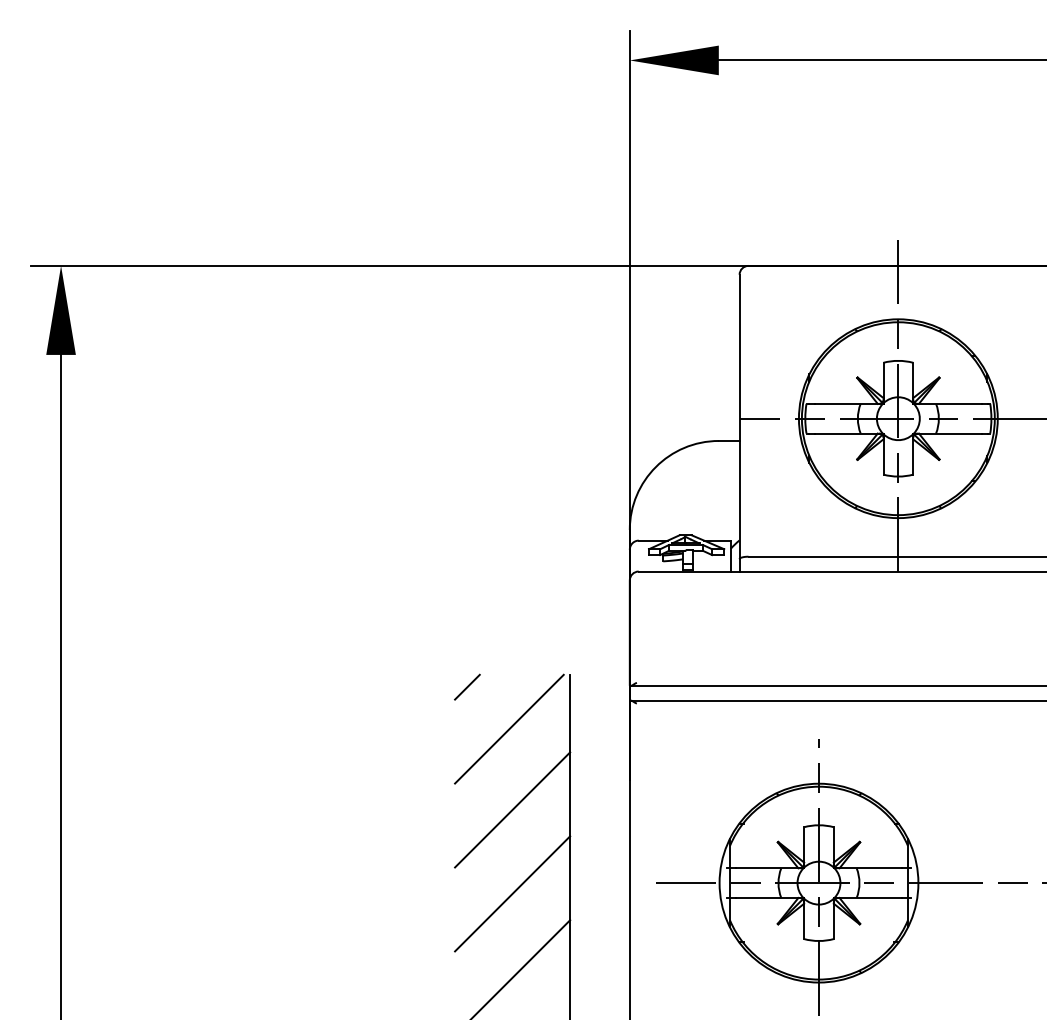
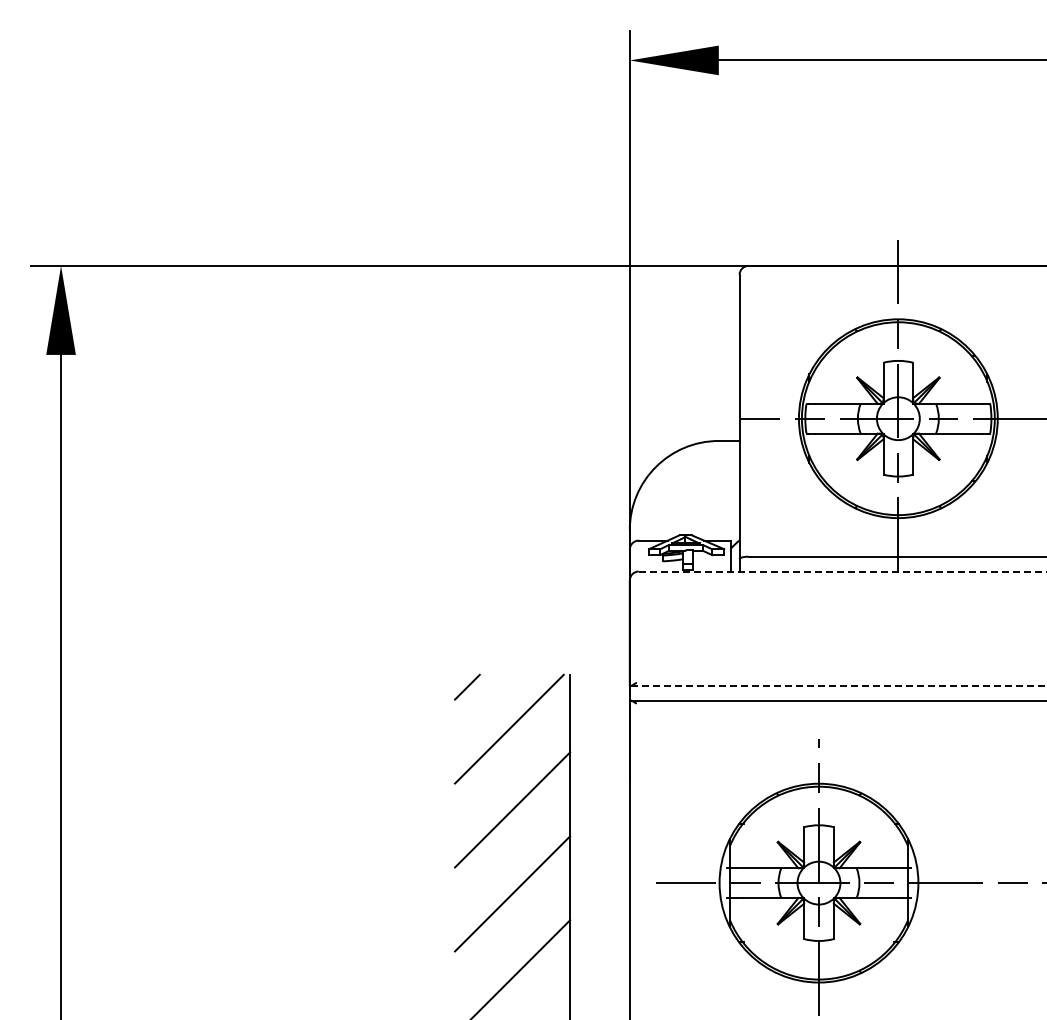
line: solid -> dashed (842, 571)
line: solid -> dashed (839, 685)
